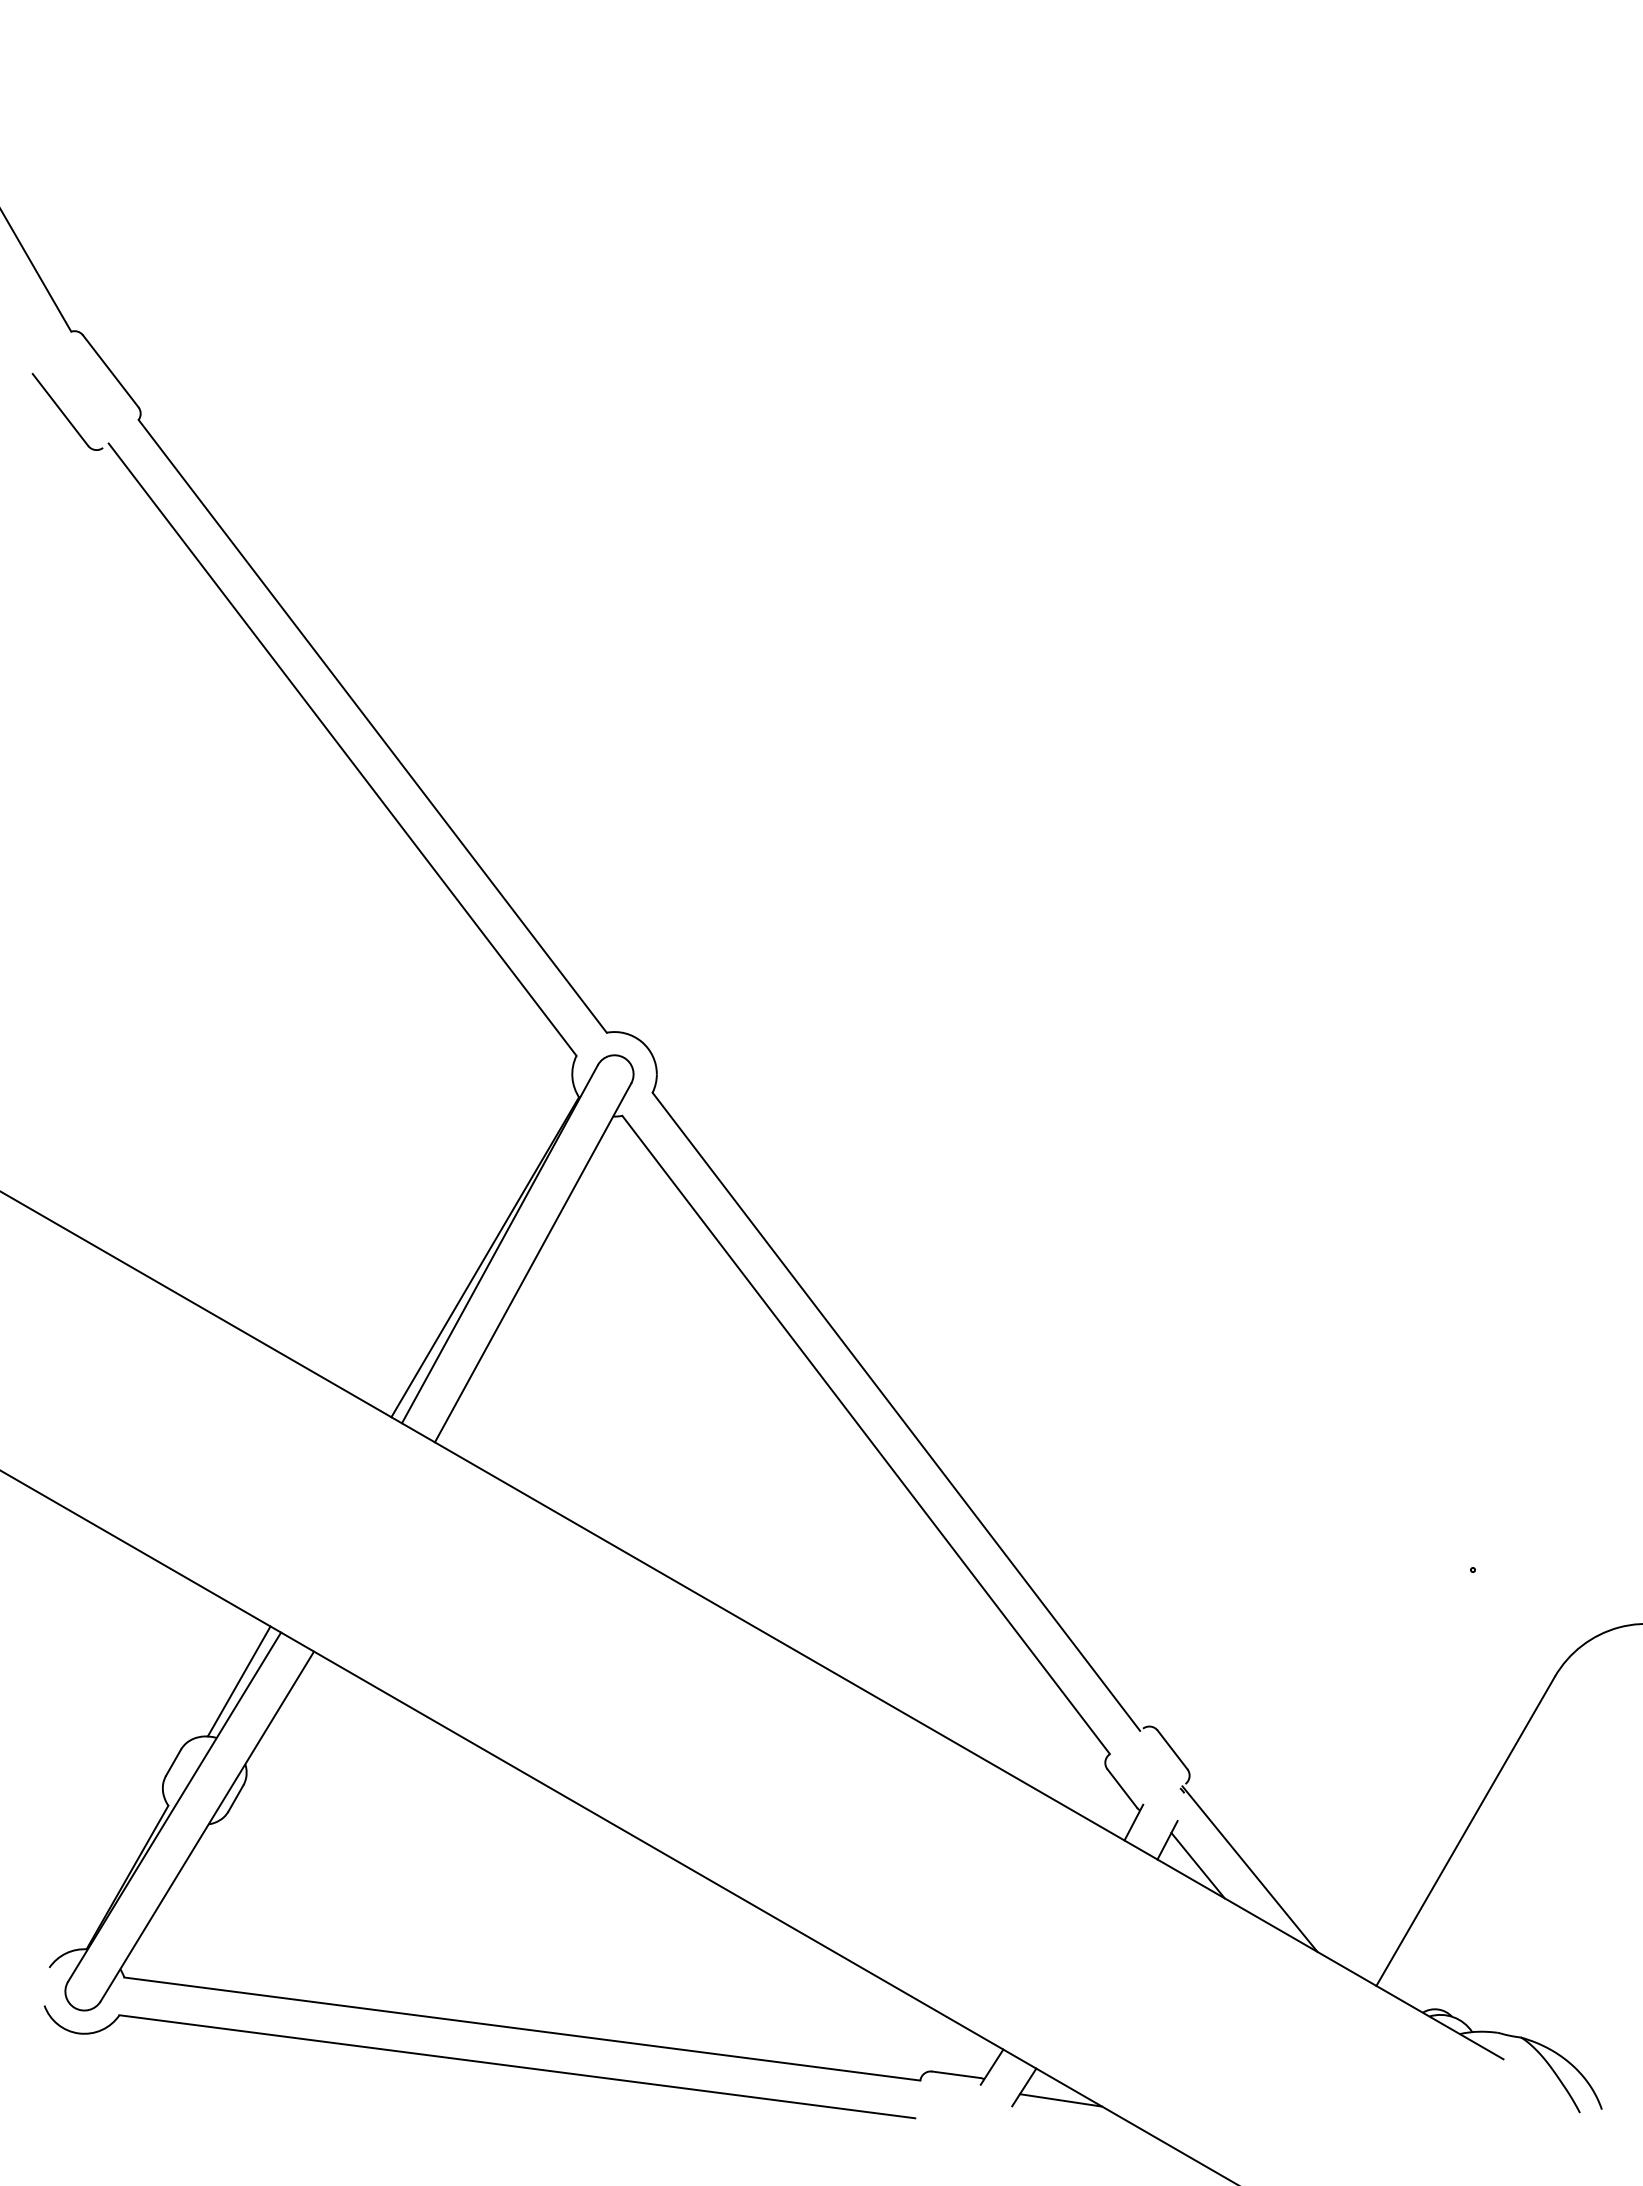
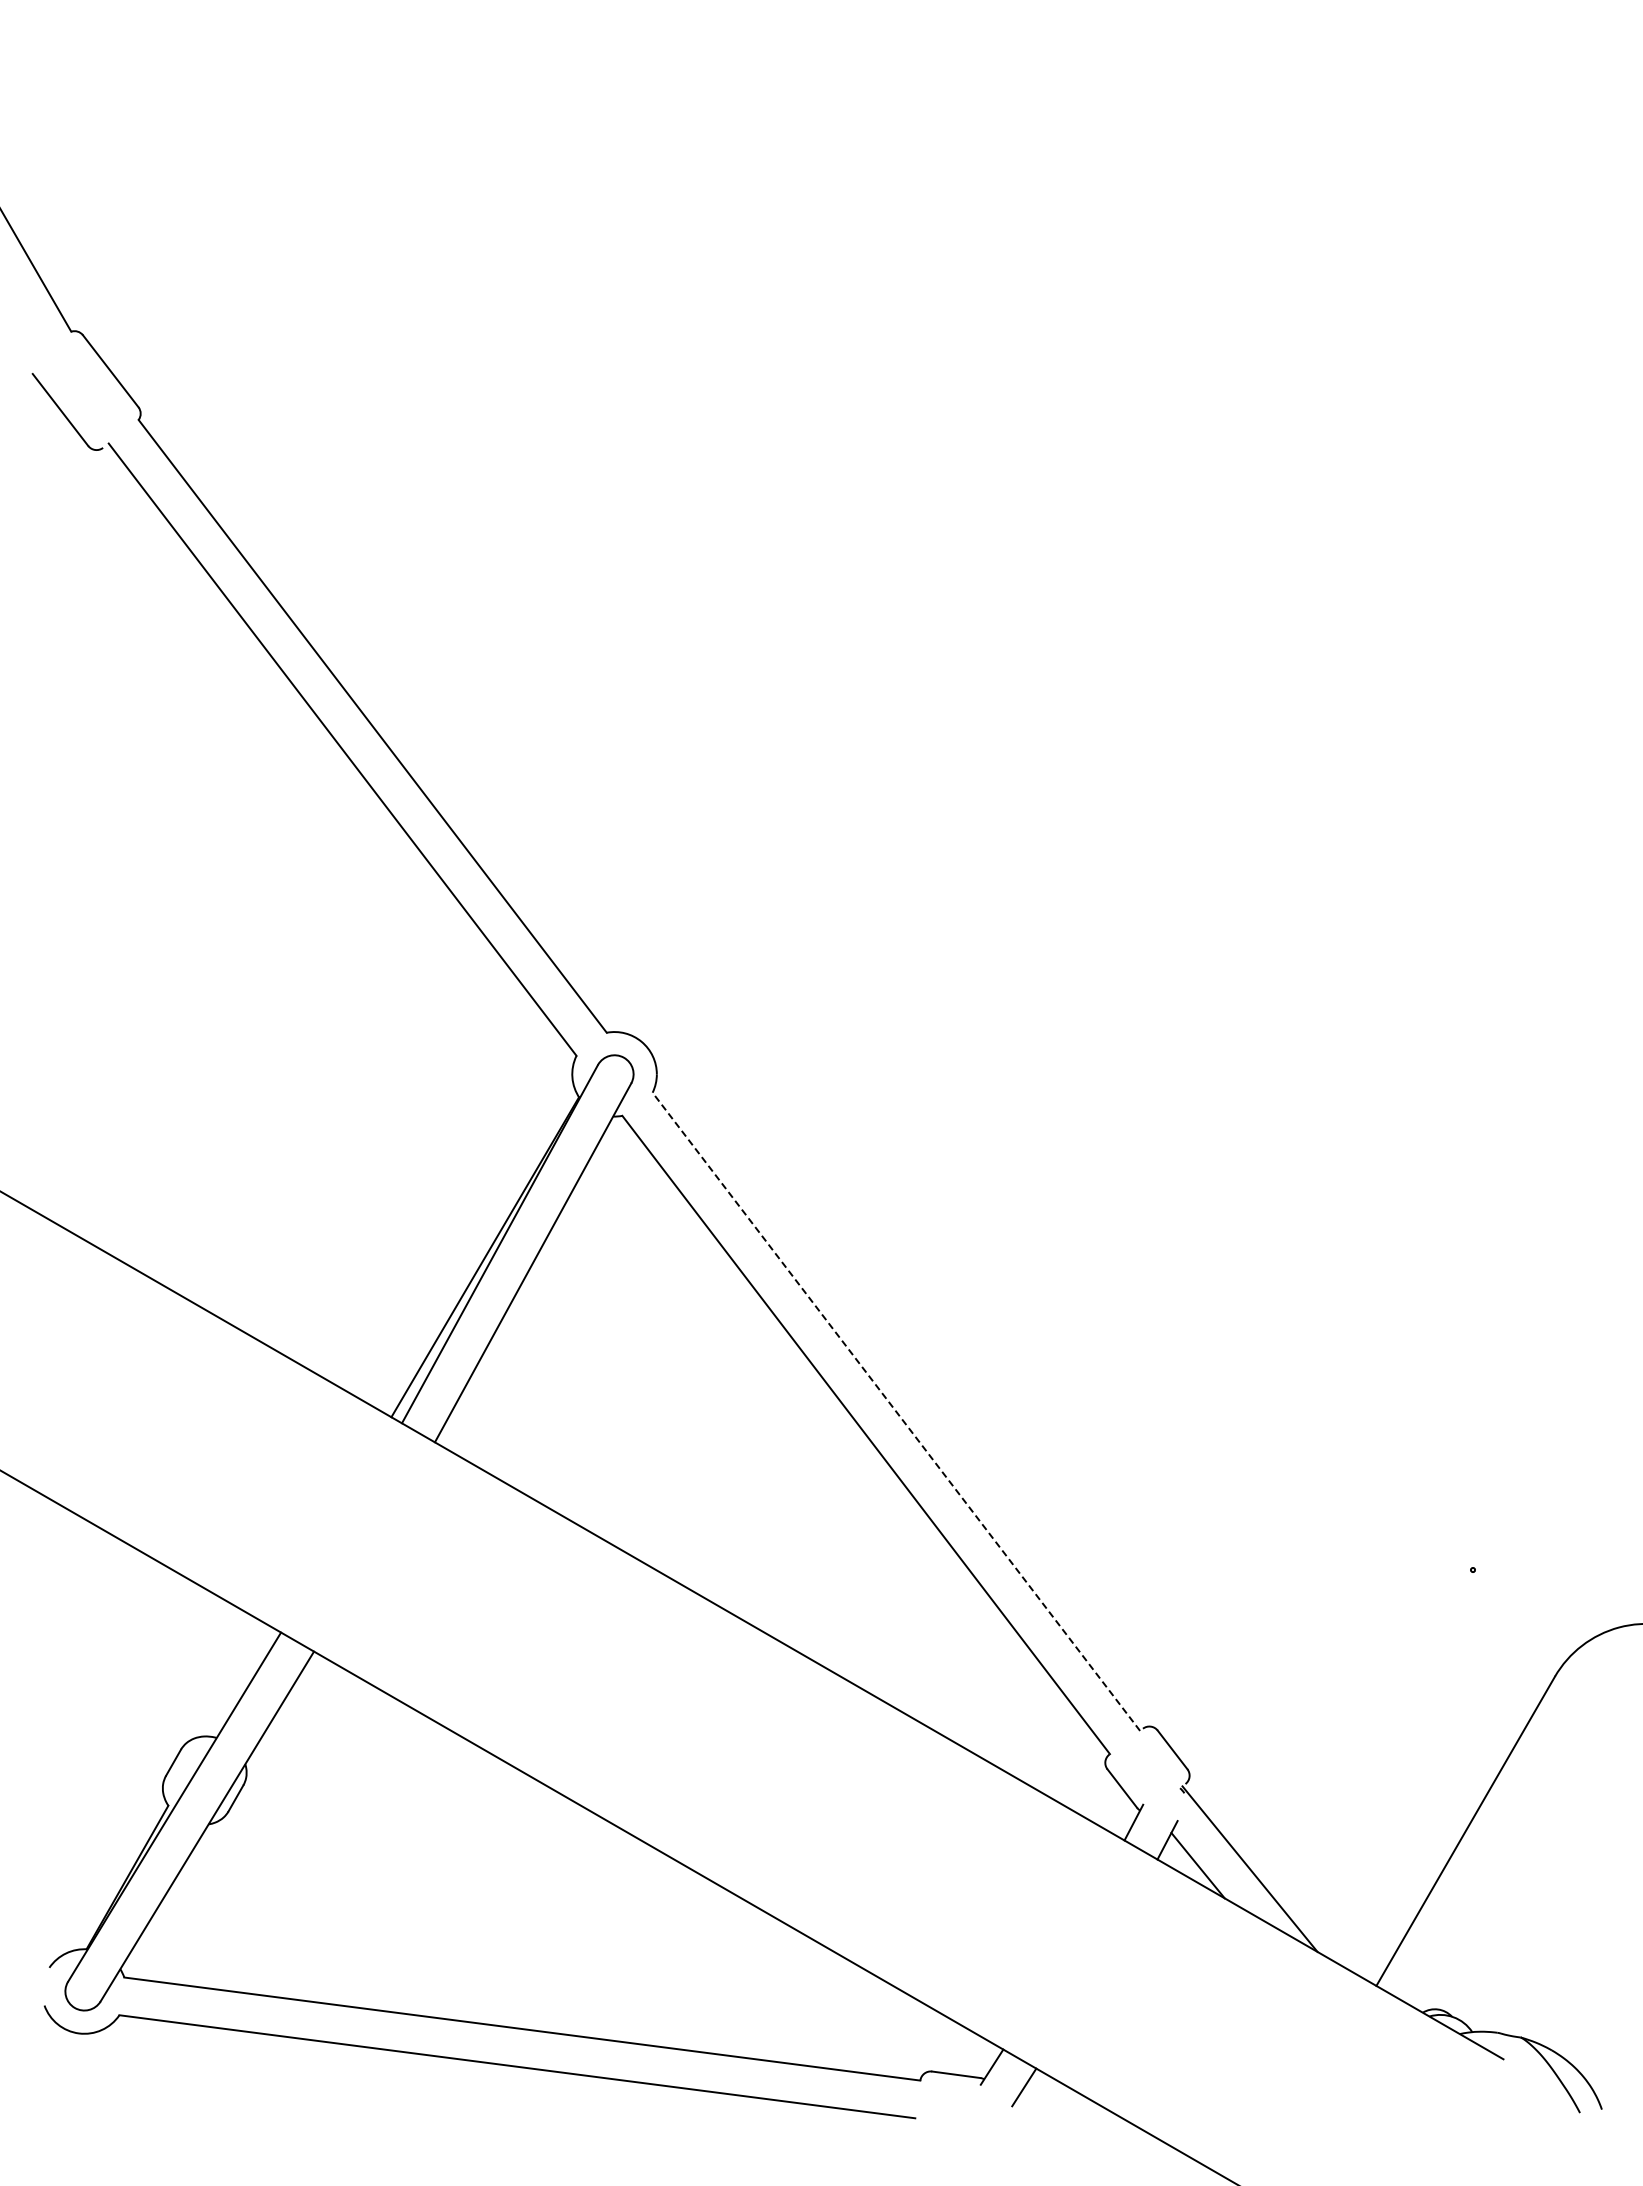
line: solid -> dashed (896, 1411)
line: present -> none (238, 1681)
line: present -> none (1060, 2100)
